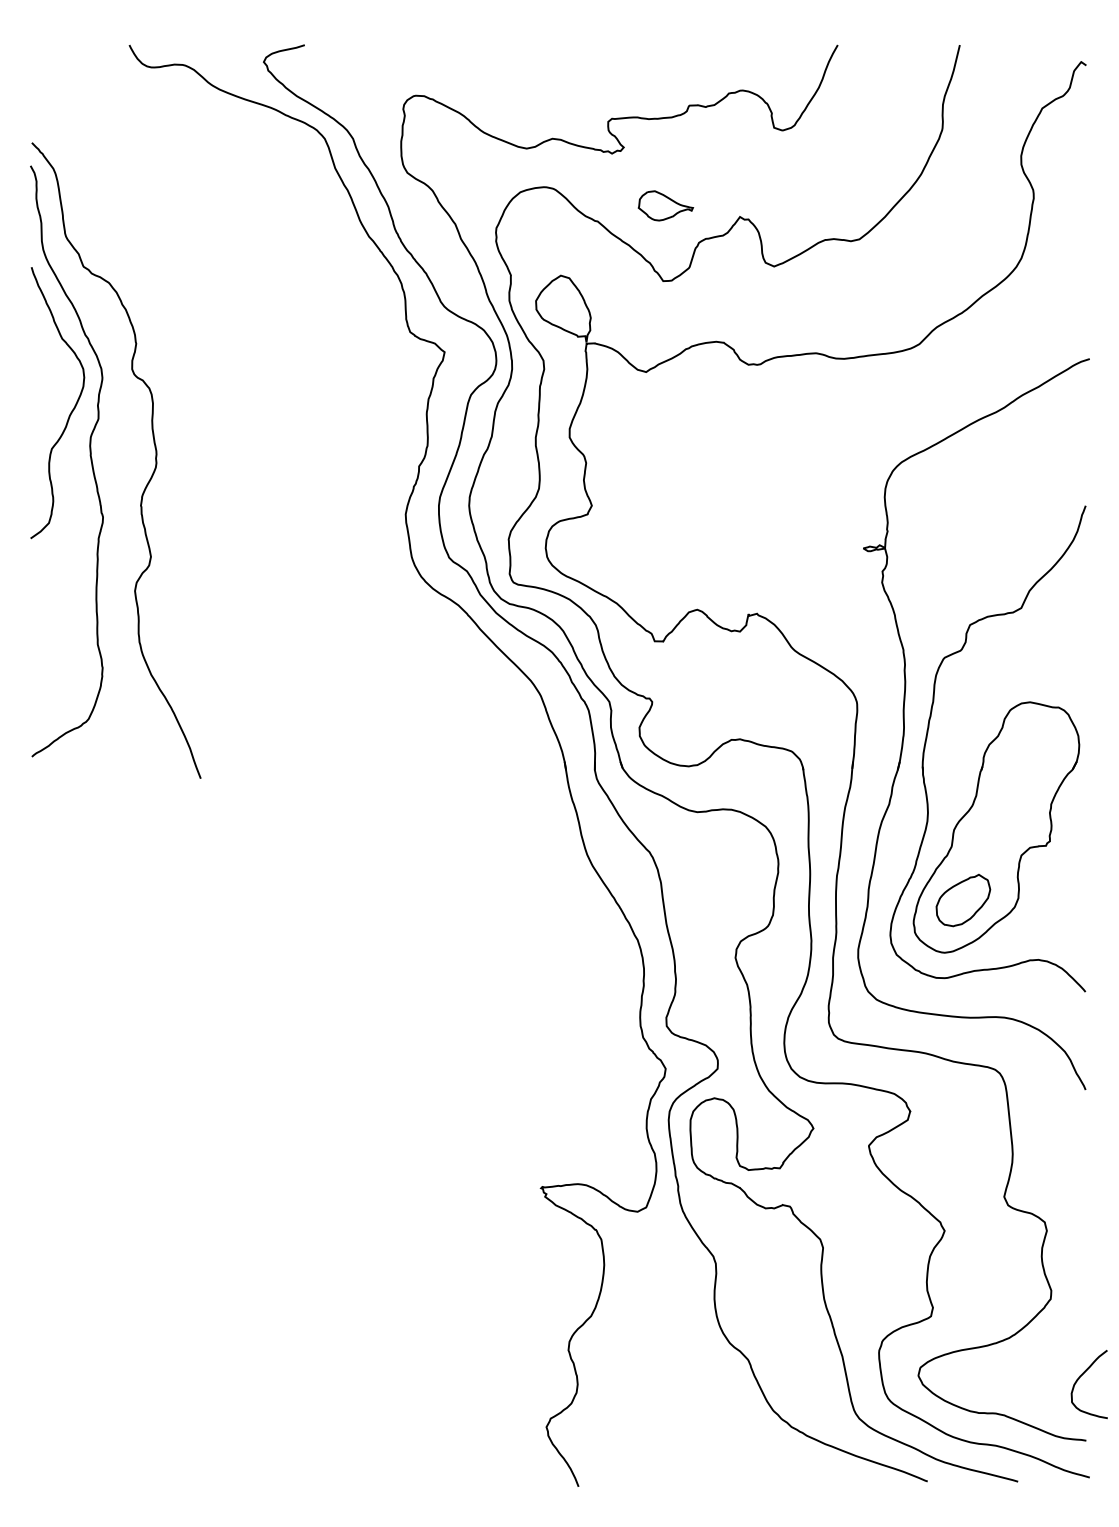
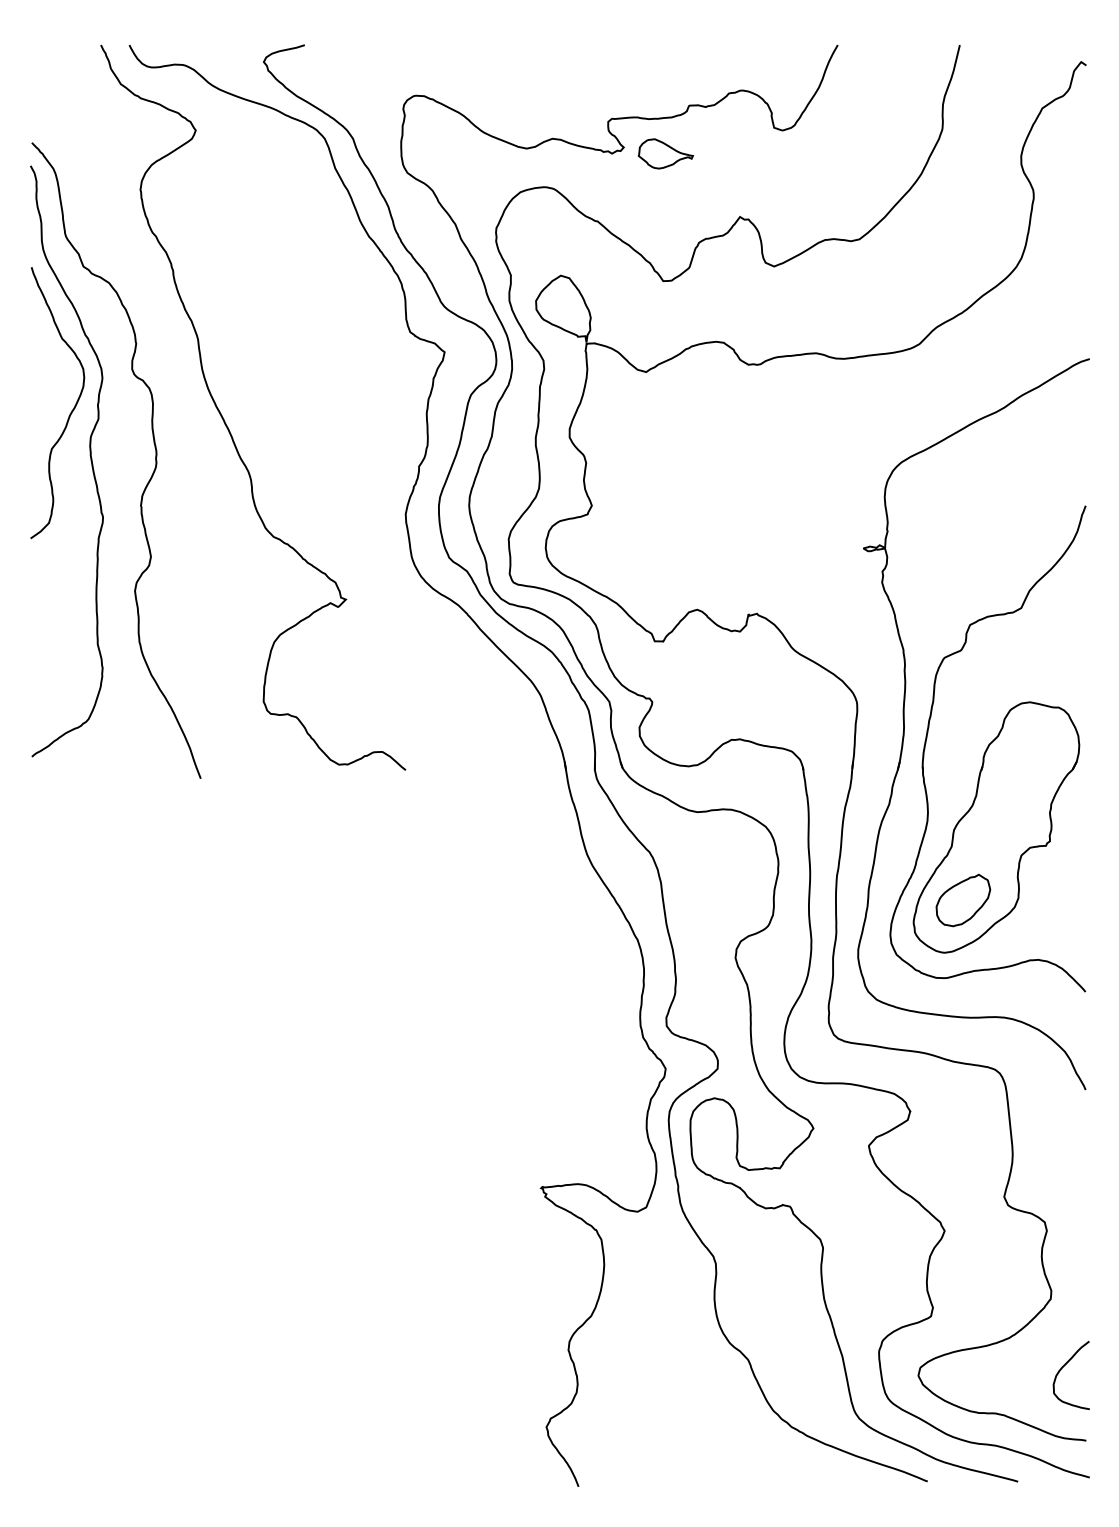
part position: (665, 205) -> (665, 153) (665, 153)
curve: none -> present (225, 421)
curve position: (1079, 1379) -> (1061, 1370) (1061, 1370)
